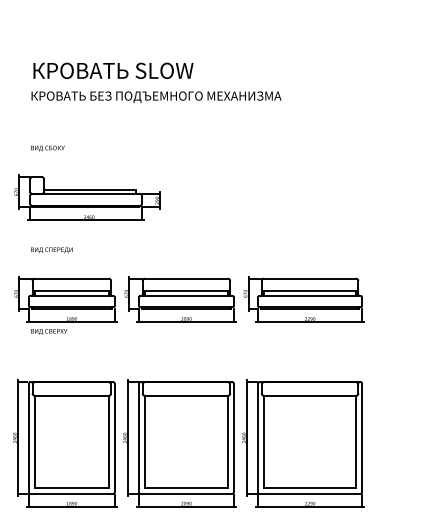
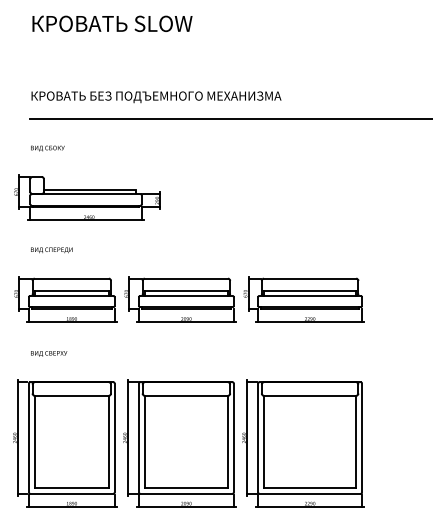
text position: (113, 70) -> (112, 23) (112, 23)
line: none -> present (229, 118)
text position: (49, 331) -> (49, 353) (49, 353)
